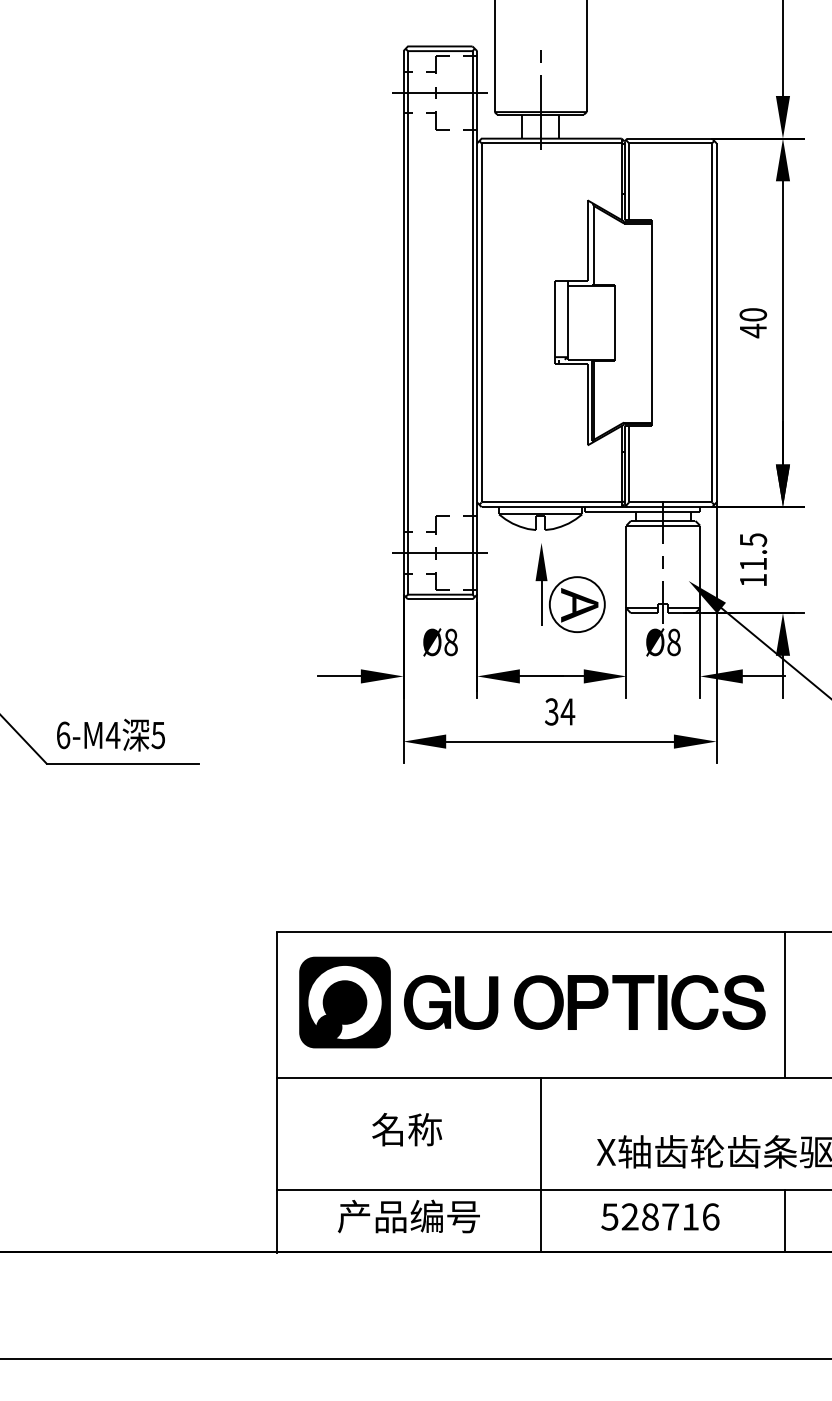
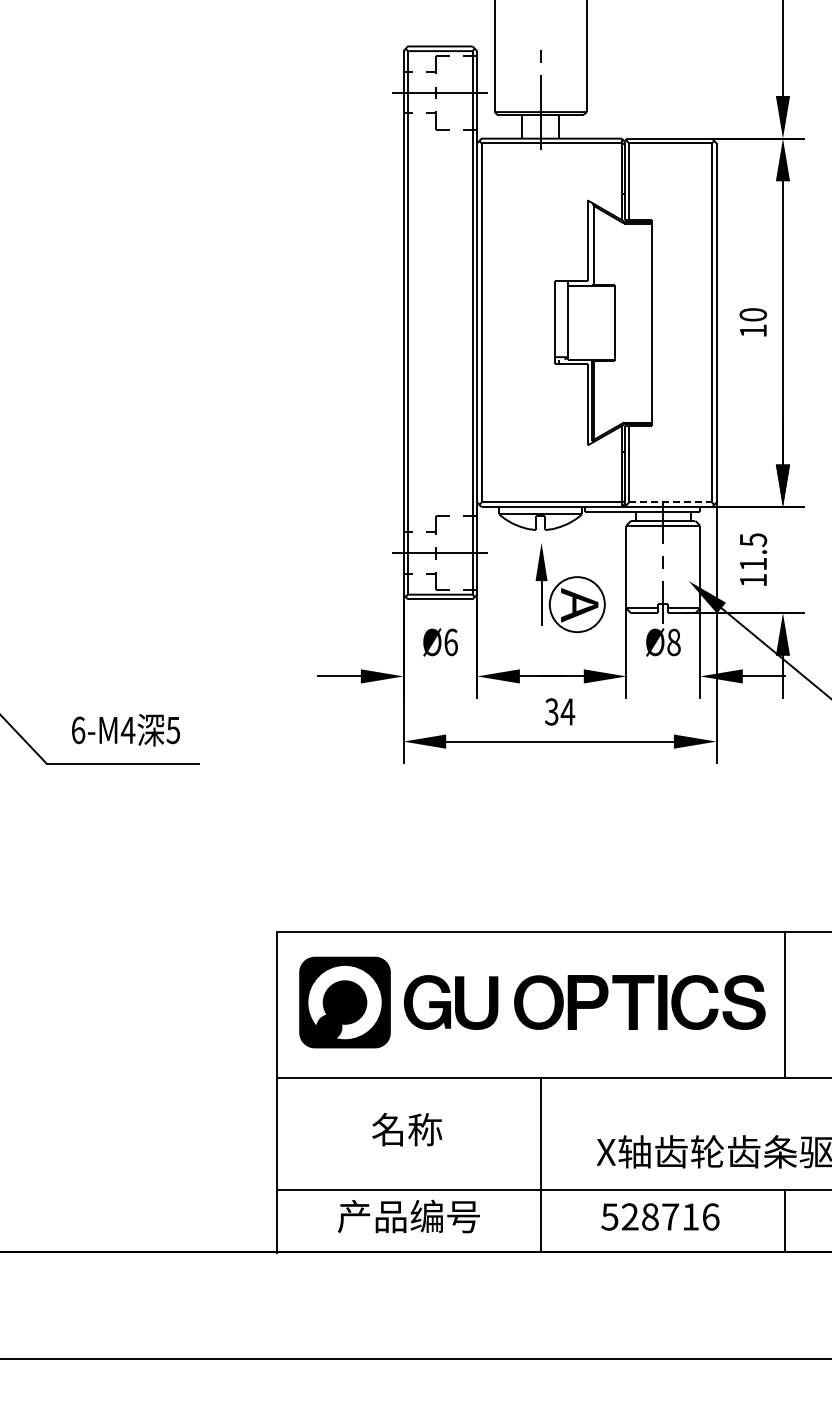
text: 40 -> 10 (753, 330)
line: solid -> dashed (670, 502)
text: Ø8 -> Ø6 (450, 642)
text position: (110, 734) -> (125, 729) (125, 729)
